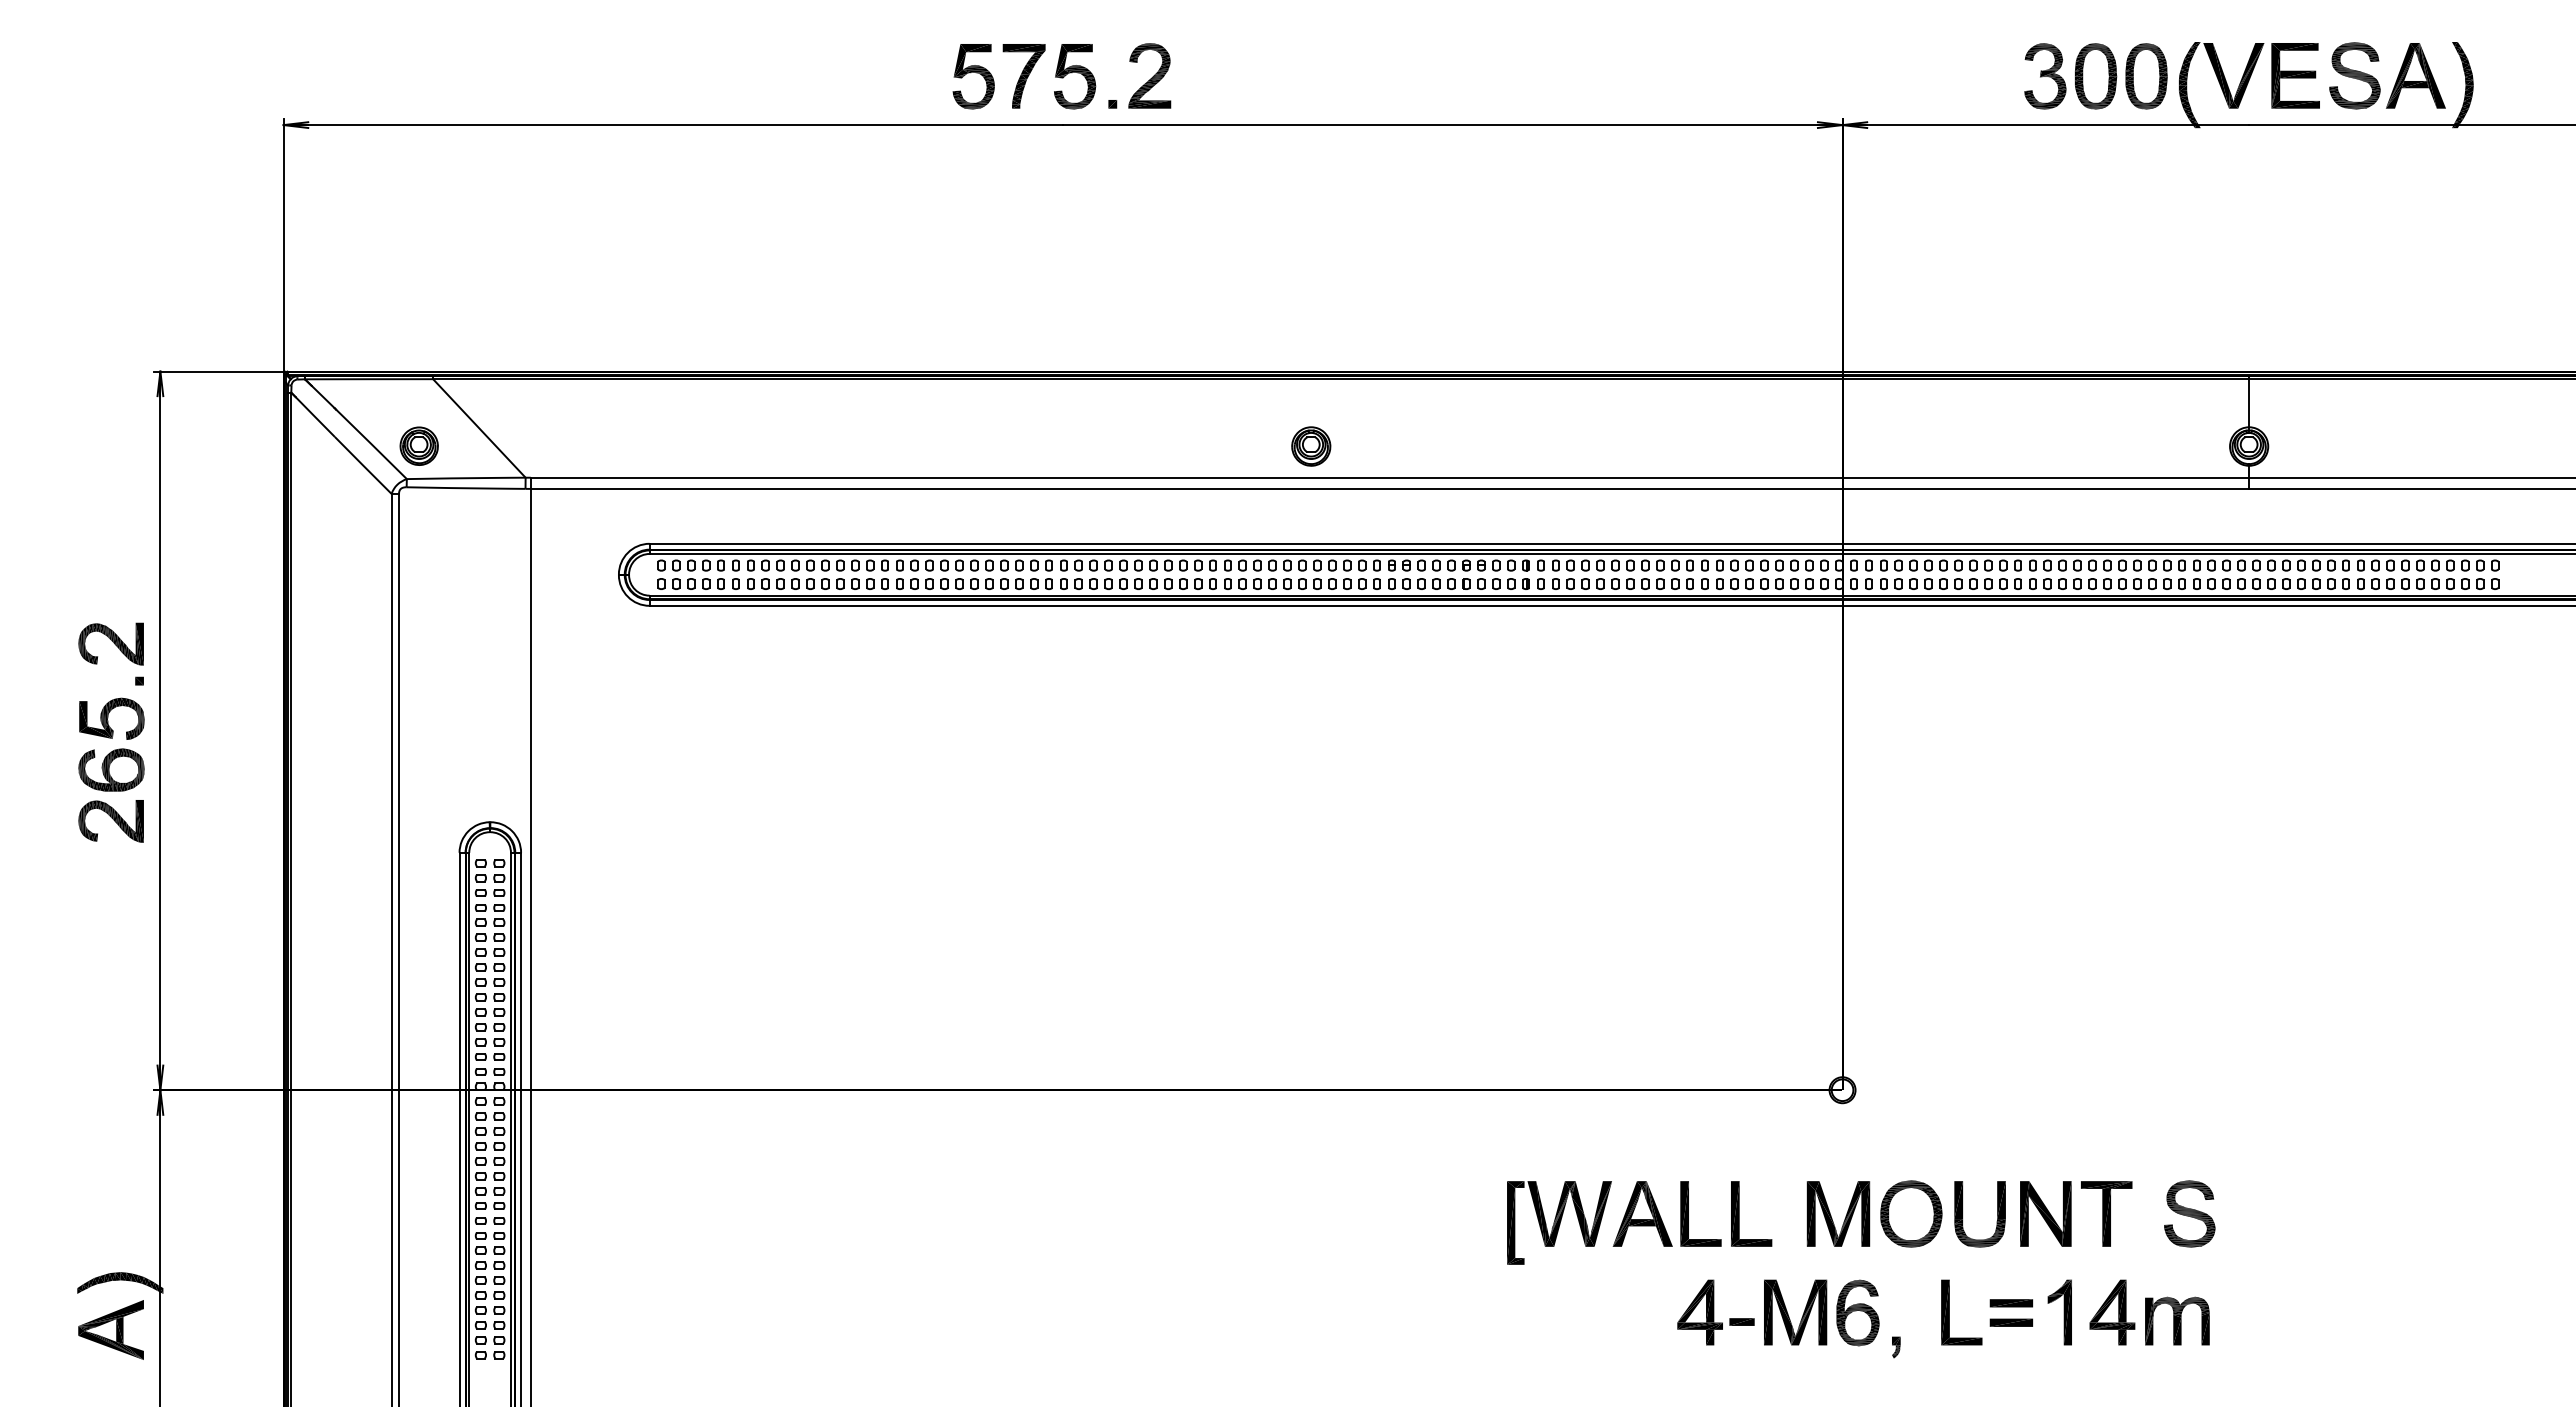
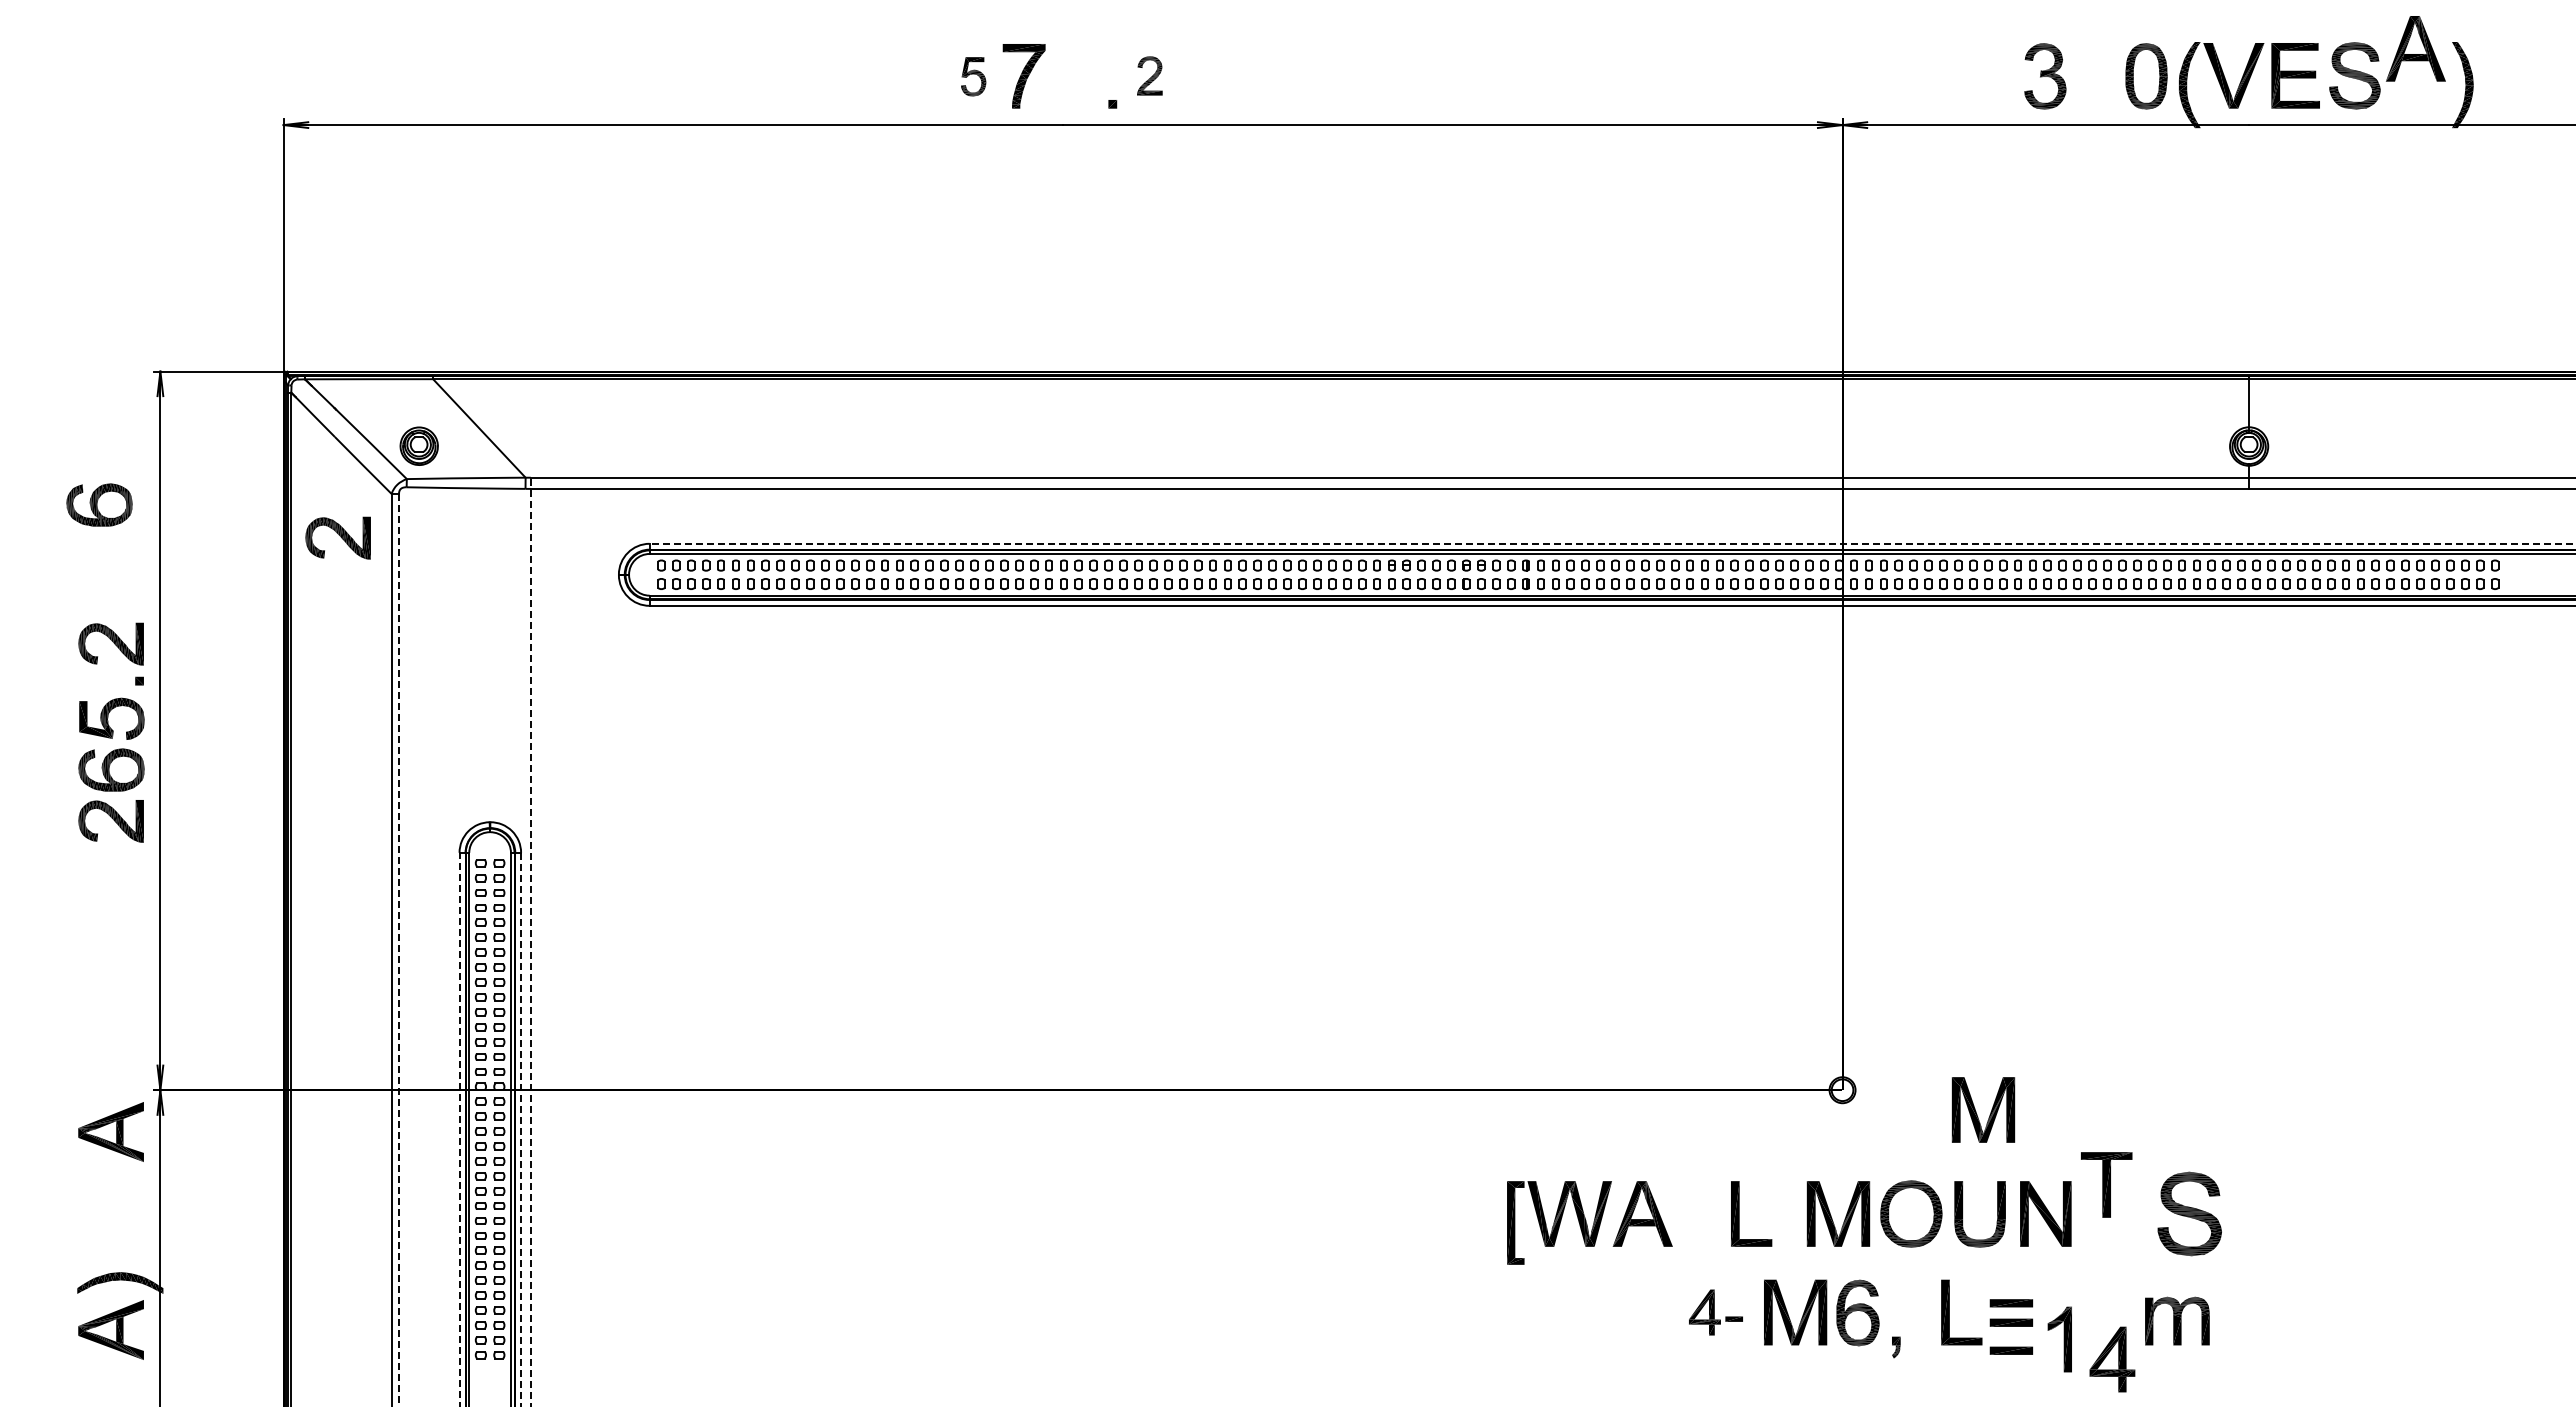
part size: 44x66 px -> 26x40 px (1149, 75)
part position: (2415, 75) -> (2415, 48) (2415, 48)
part size: 43x66 px -> 26x40 px (973, 76)
part: present -> none (1075, 76)
part: present -> none (2096, 76)
part: present -> none (1311, 446)
part: none -> present (99, 504)
part: none -> present (337, 537)
line: solid -> dashed (1612, 543)
line: solid -> dashed (530, 941)
line: solid -> dashed (399, 950)
part: none -> present (1976, 1111)
line: solid -> dashed (459, 1129)
line: solid -> dashed (521, 1129)
part: none -> present (110, 1131)
part: present -> none (1688, 1213)
part position: (2106, 1213) -> (2106, 1184) (2106, 1184)
part size: 52x68 px -> 65x86 px (2189, 1213)
part size: 78x67 px -> 54x47 px (1715, 1312)
part position: (2059, 1312) -> (2059, 1339) (2059, 1339)
part position: (2112, 1312) -> (2112, 1359) (2112, 1359)
part: none -> present (2011, 1350)
